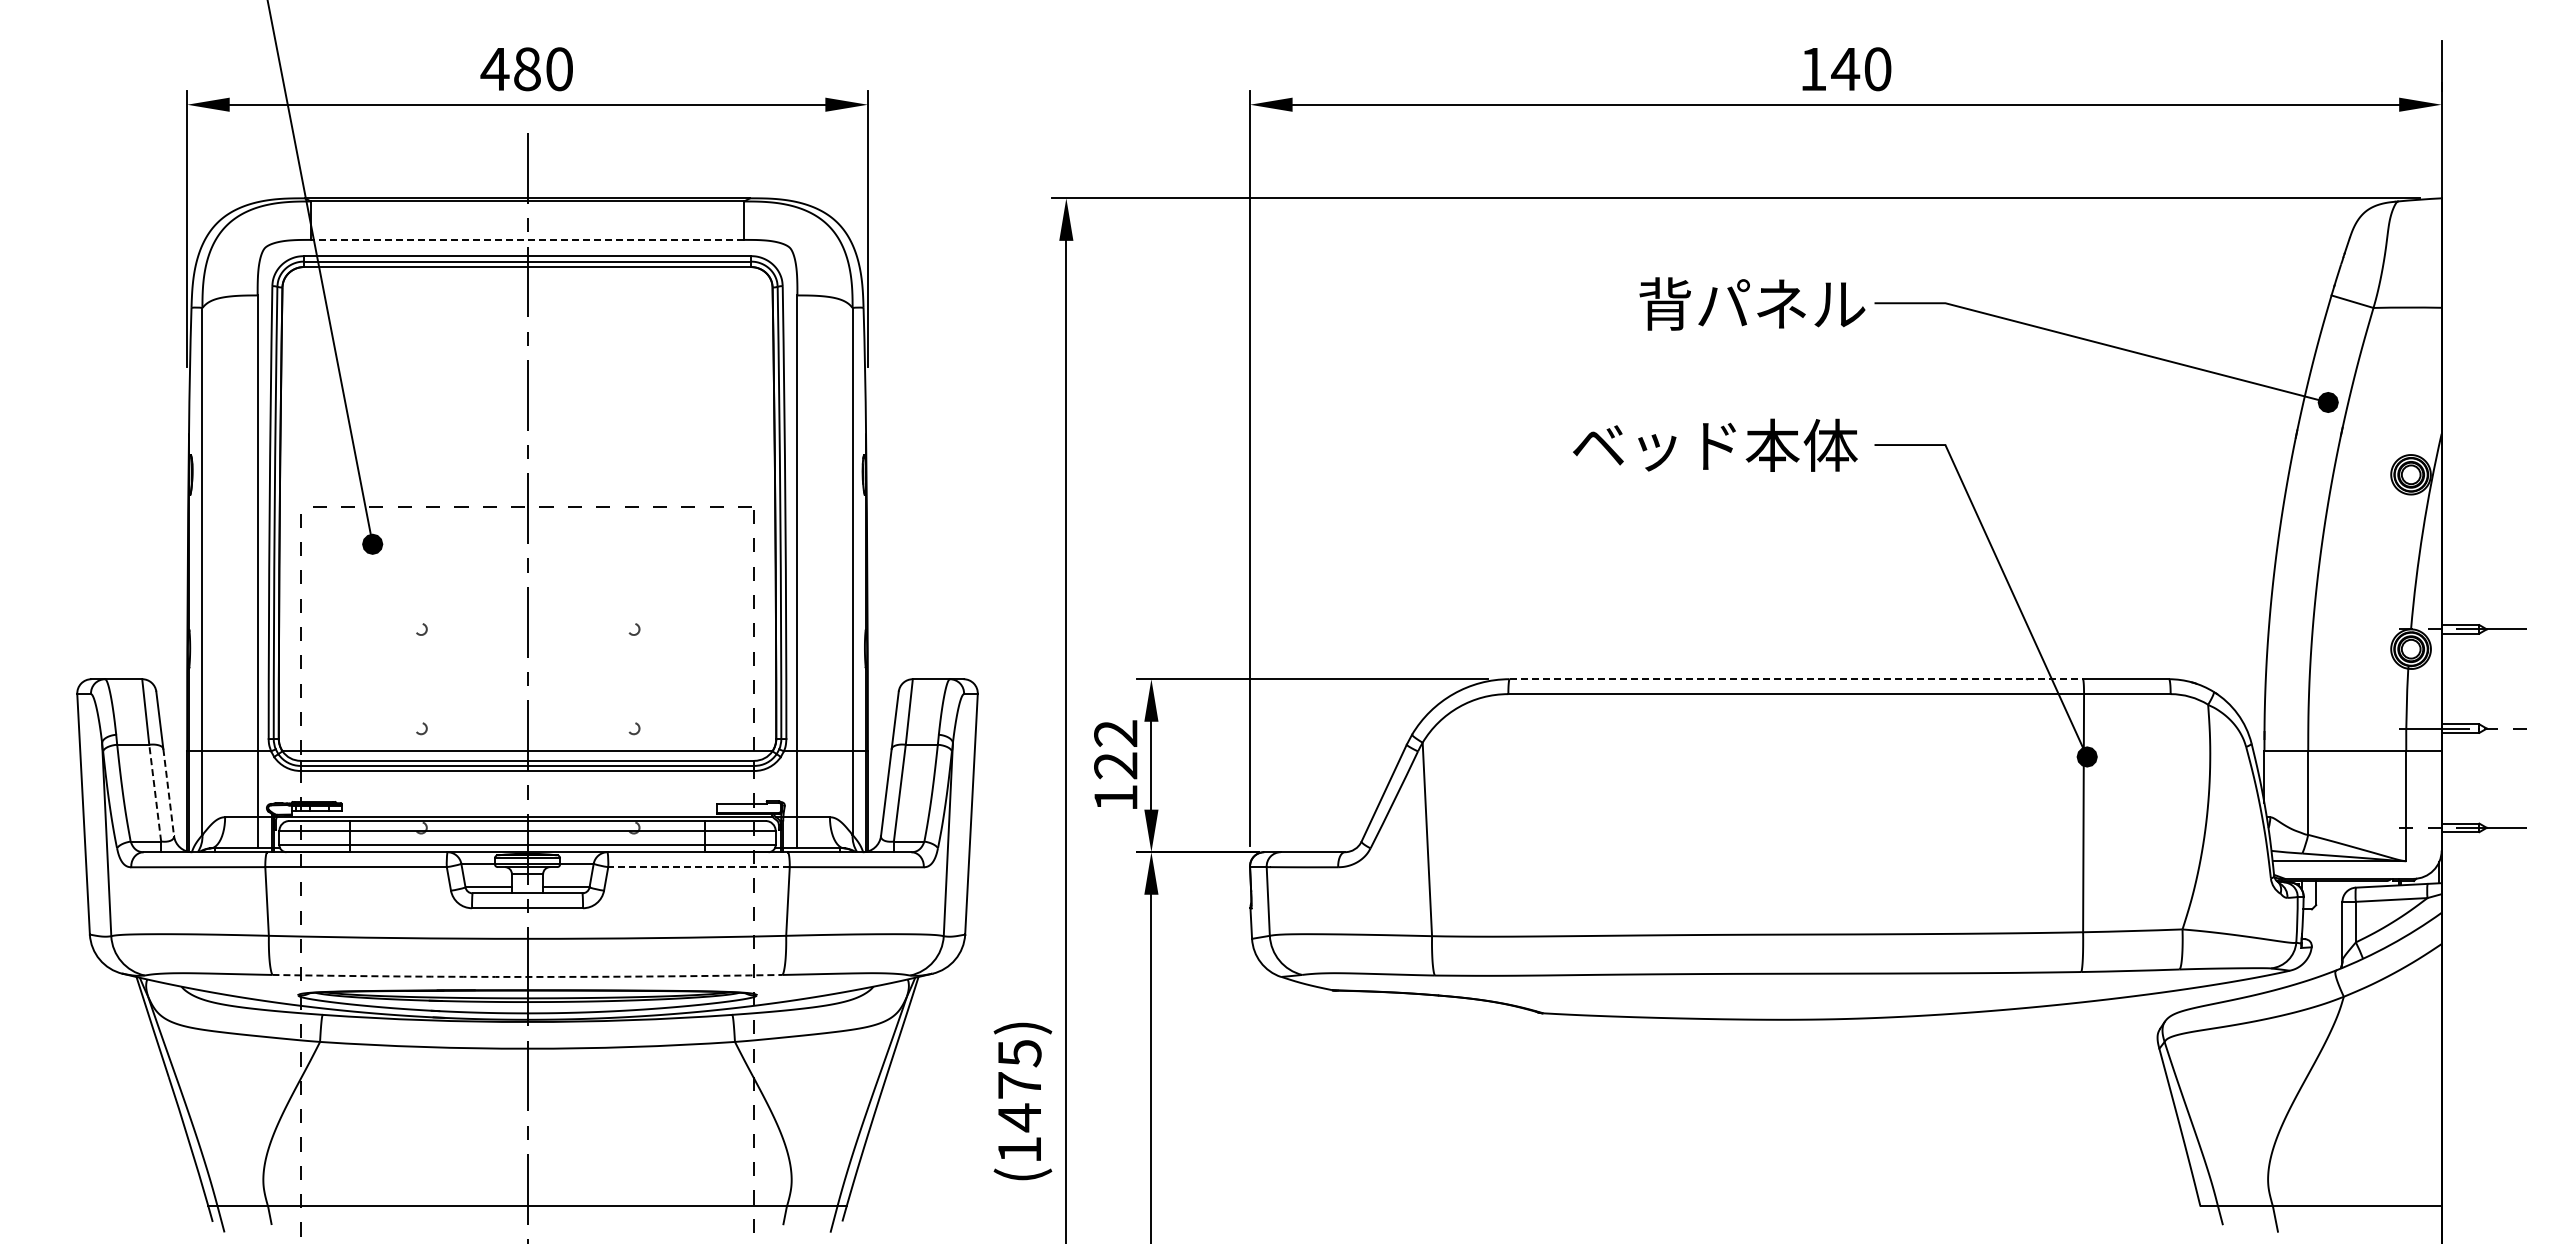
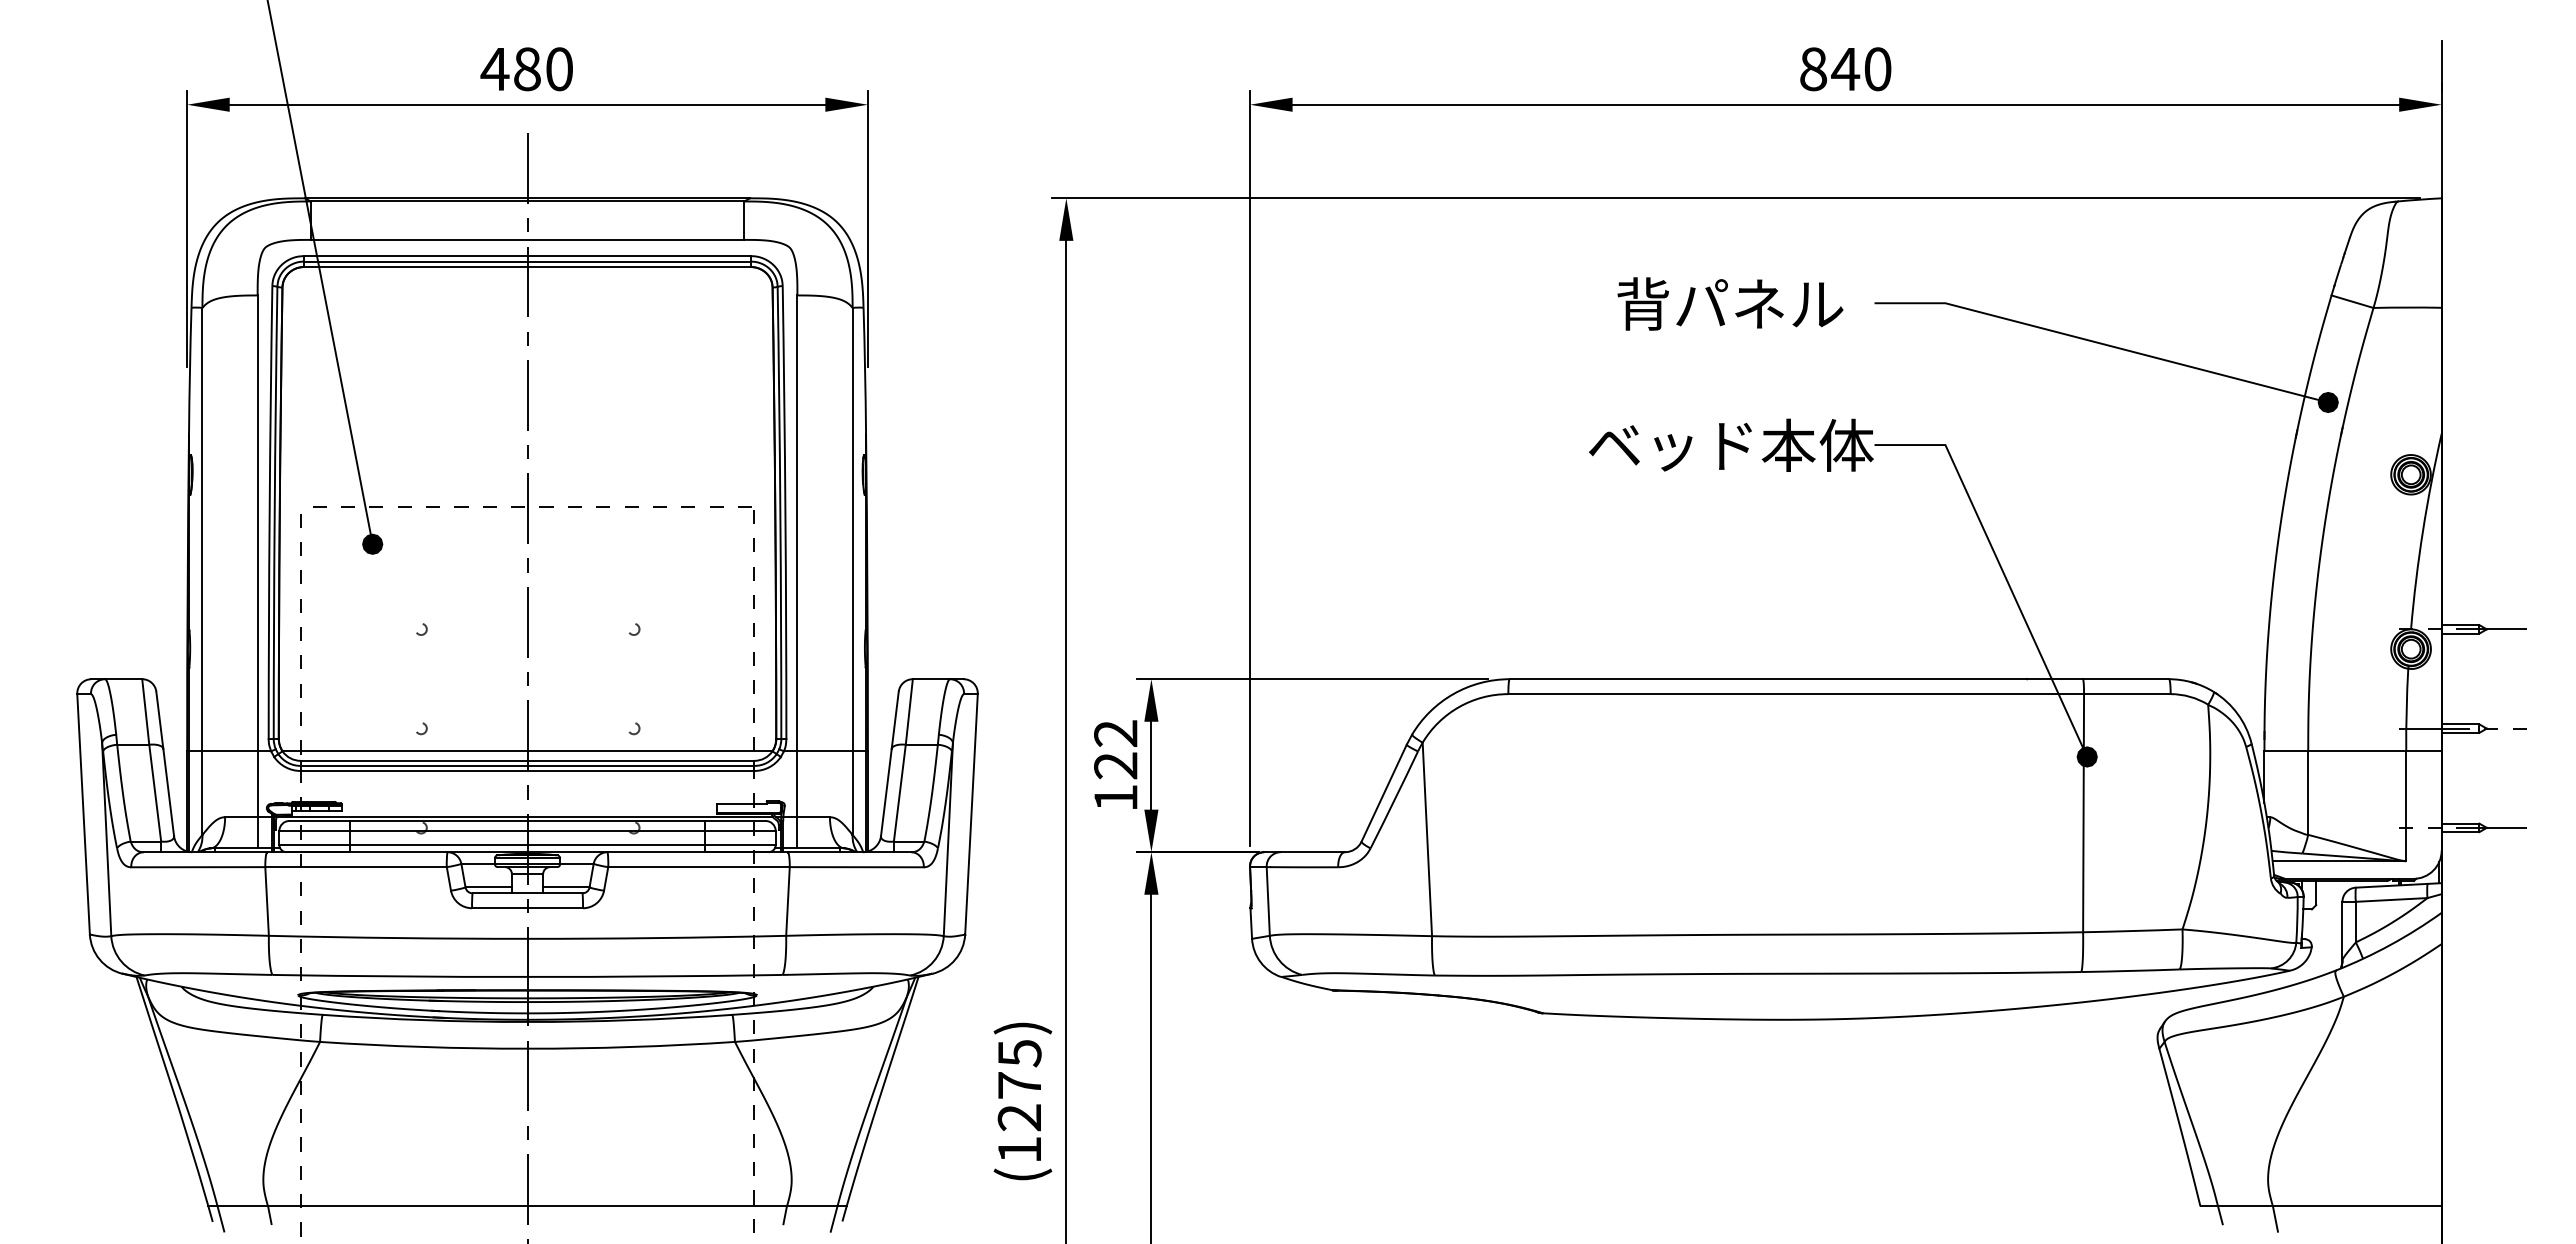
text: 140 -> 840 (1813, 69)
line: dashed -> solid (527, 239)
text position: (1752, 303) -> (1730, 303) (1730, 303)
text position: (1715, 444) -> (1731, 444) (1731, 444)
line: dashed -> solid (1796, 679)
line: dashed -> solid (168, 792)
line: dashed -> solid (155, 793)
line: dashed -> solid (699, 867)
arc: dashed -> solid (527, 976)
text: (1475) -> (1275) (1018, 1117)
